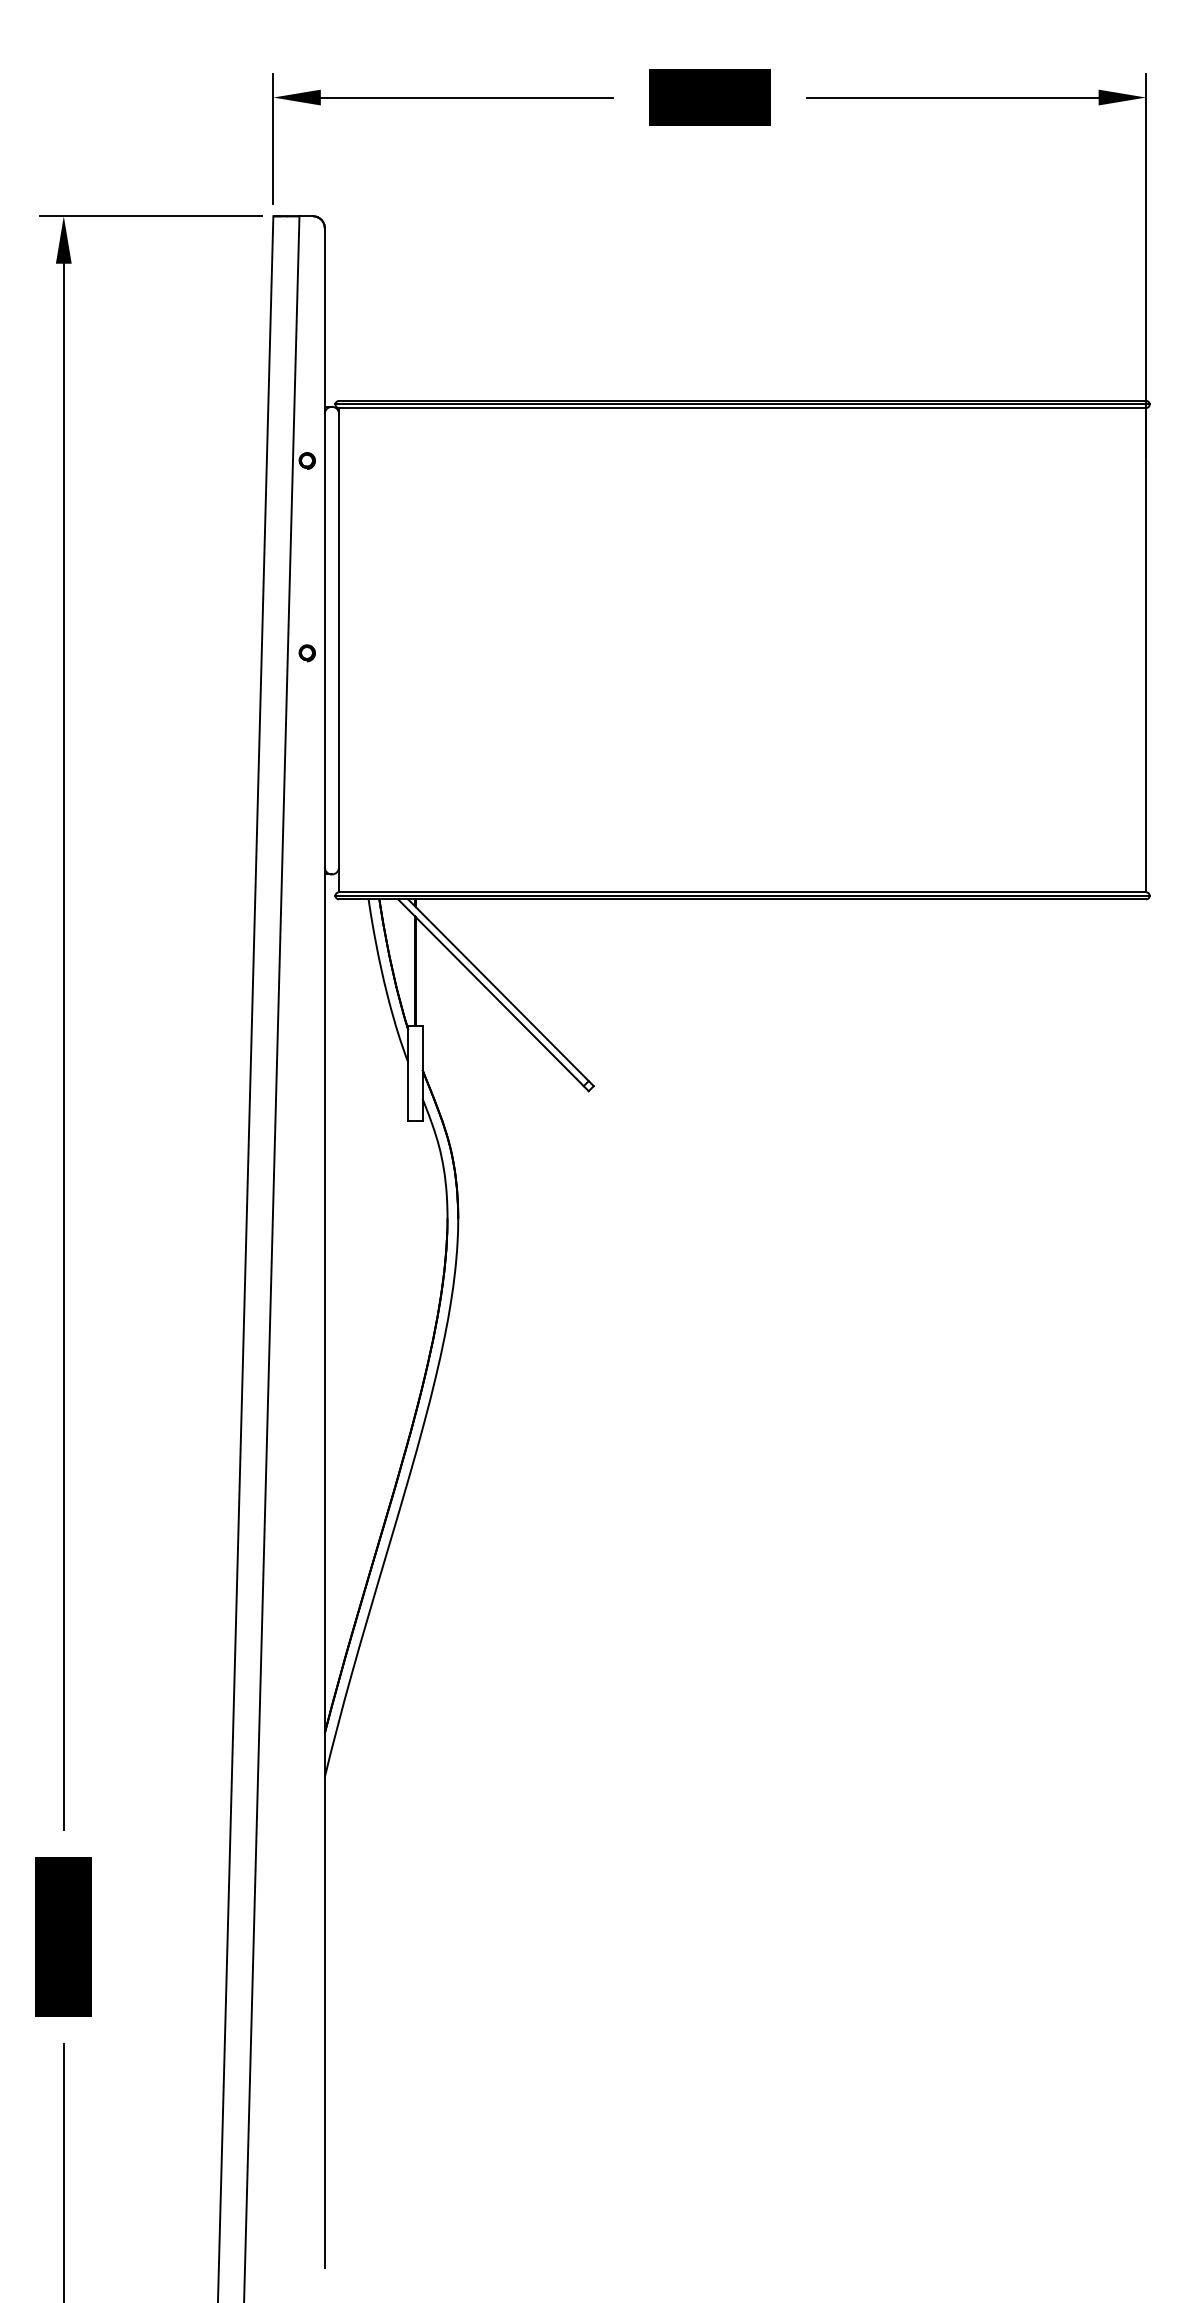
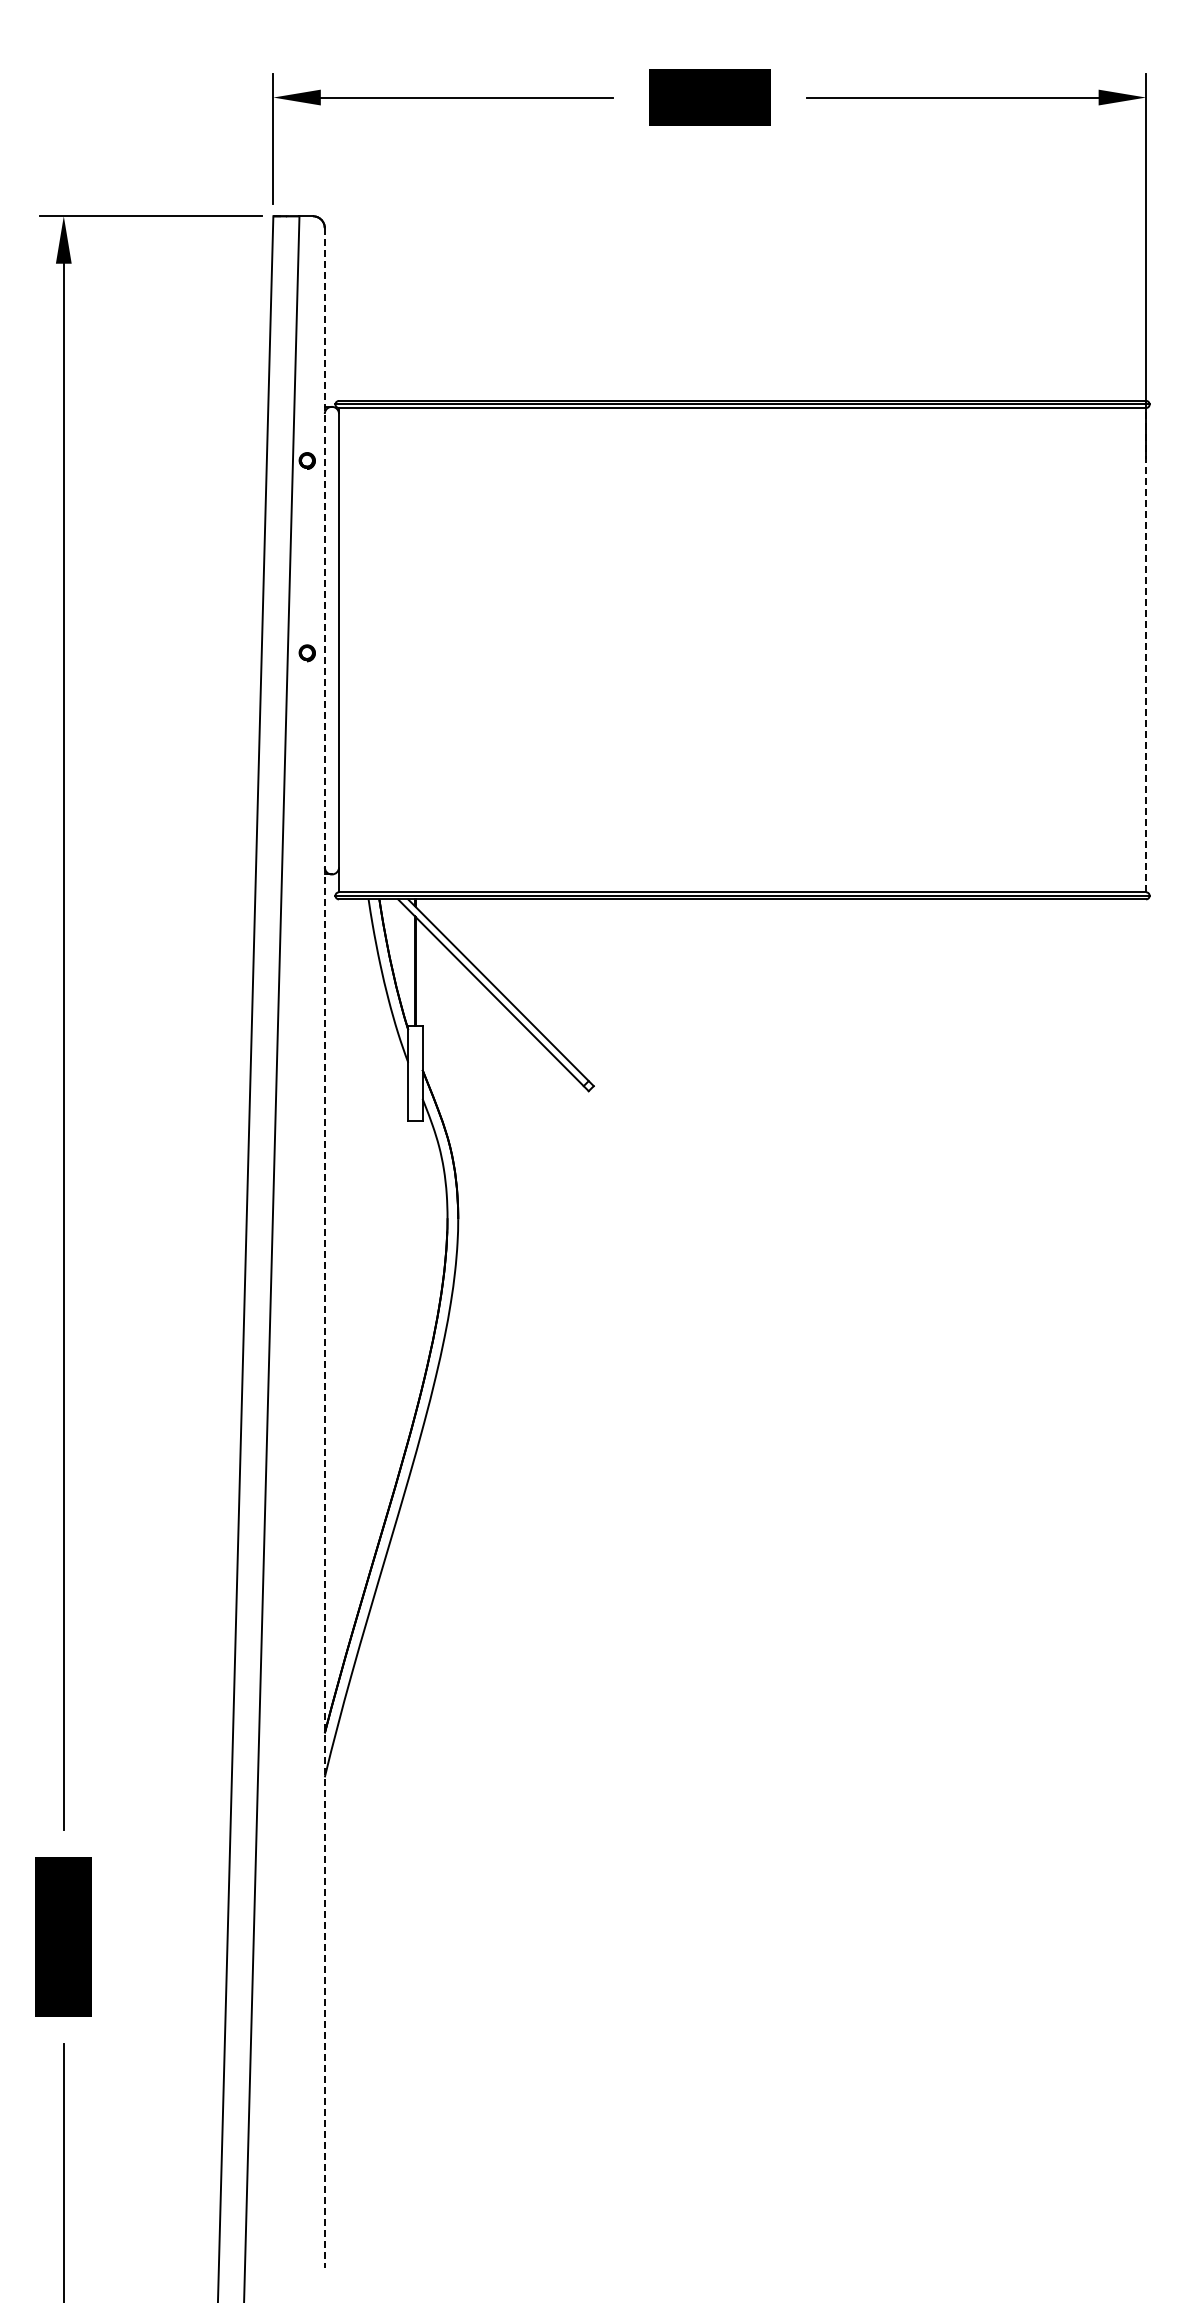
line: solid -> dashed (1146, 649)
line: solid -> dashed (324, 1248)
